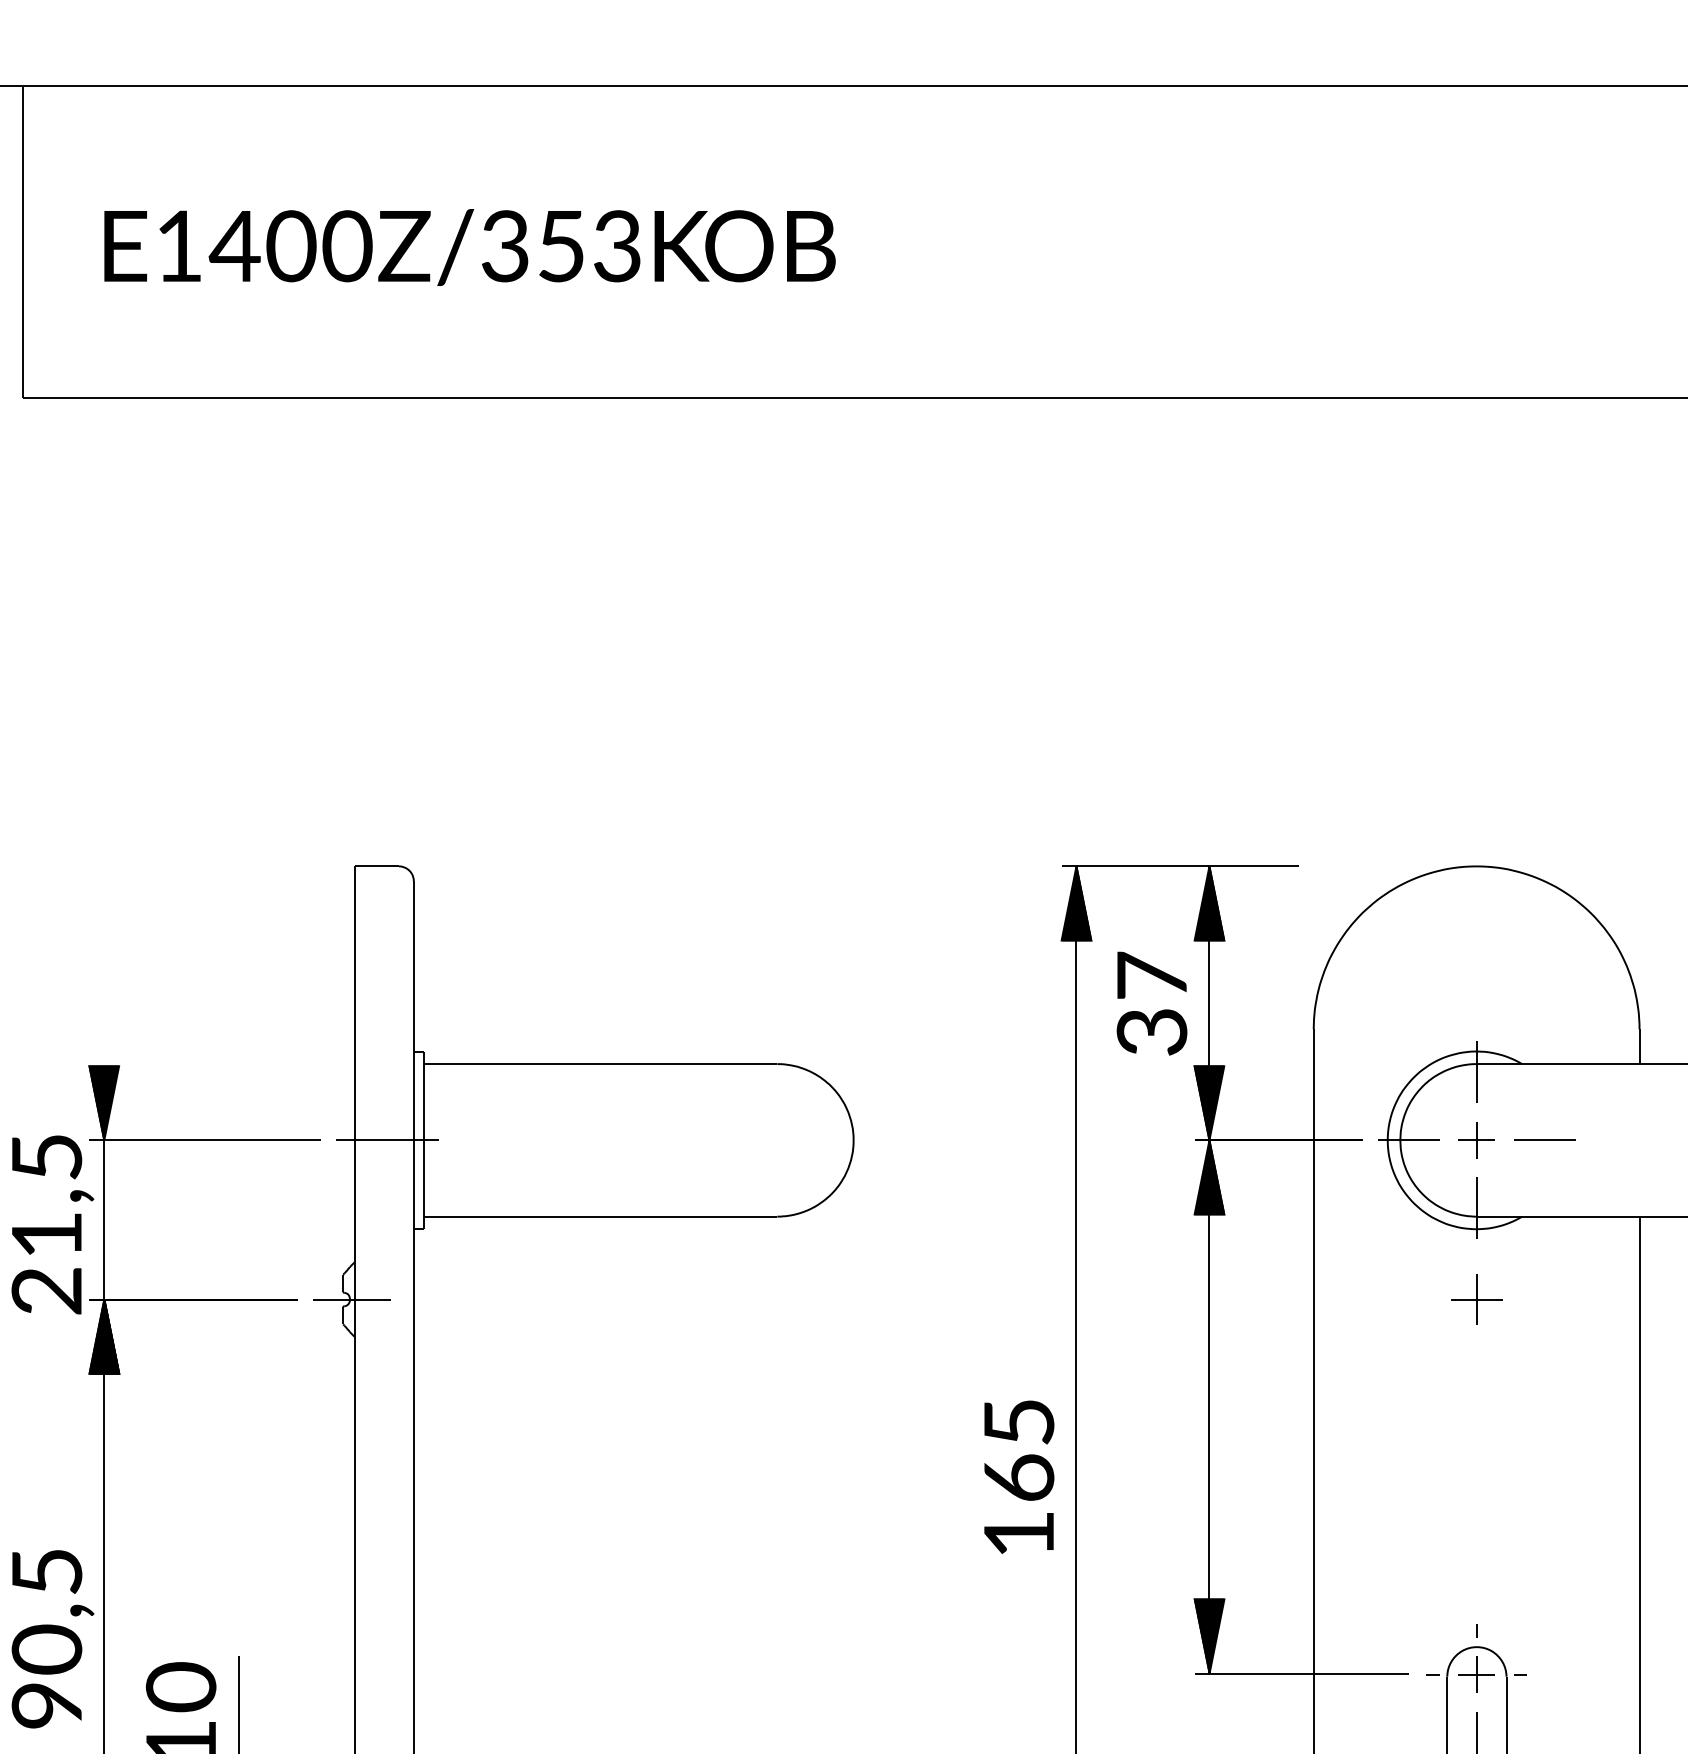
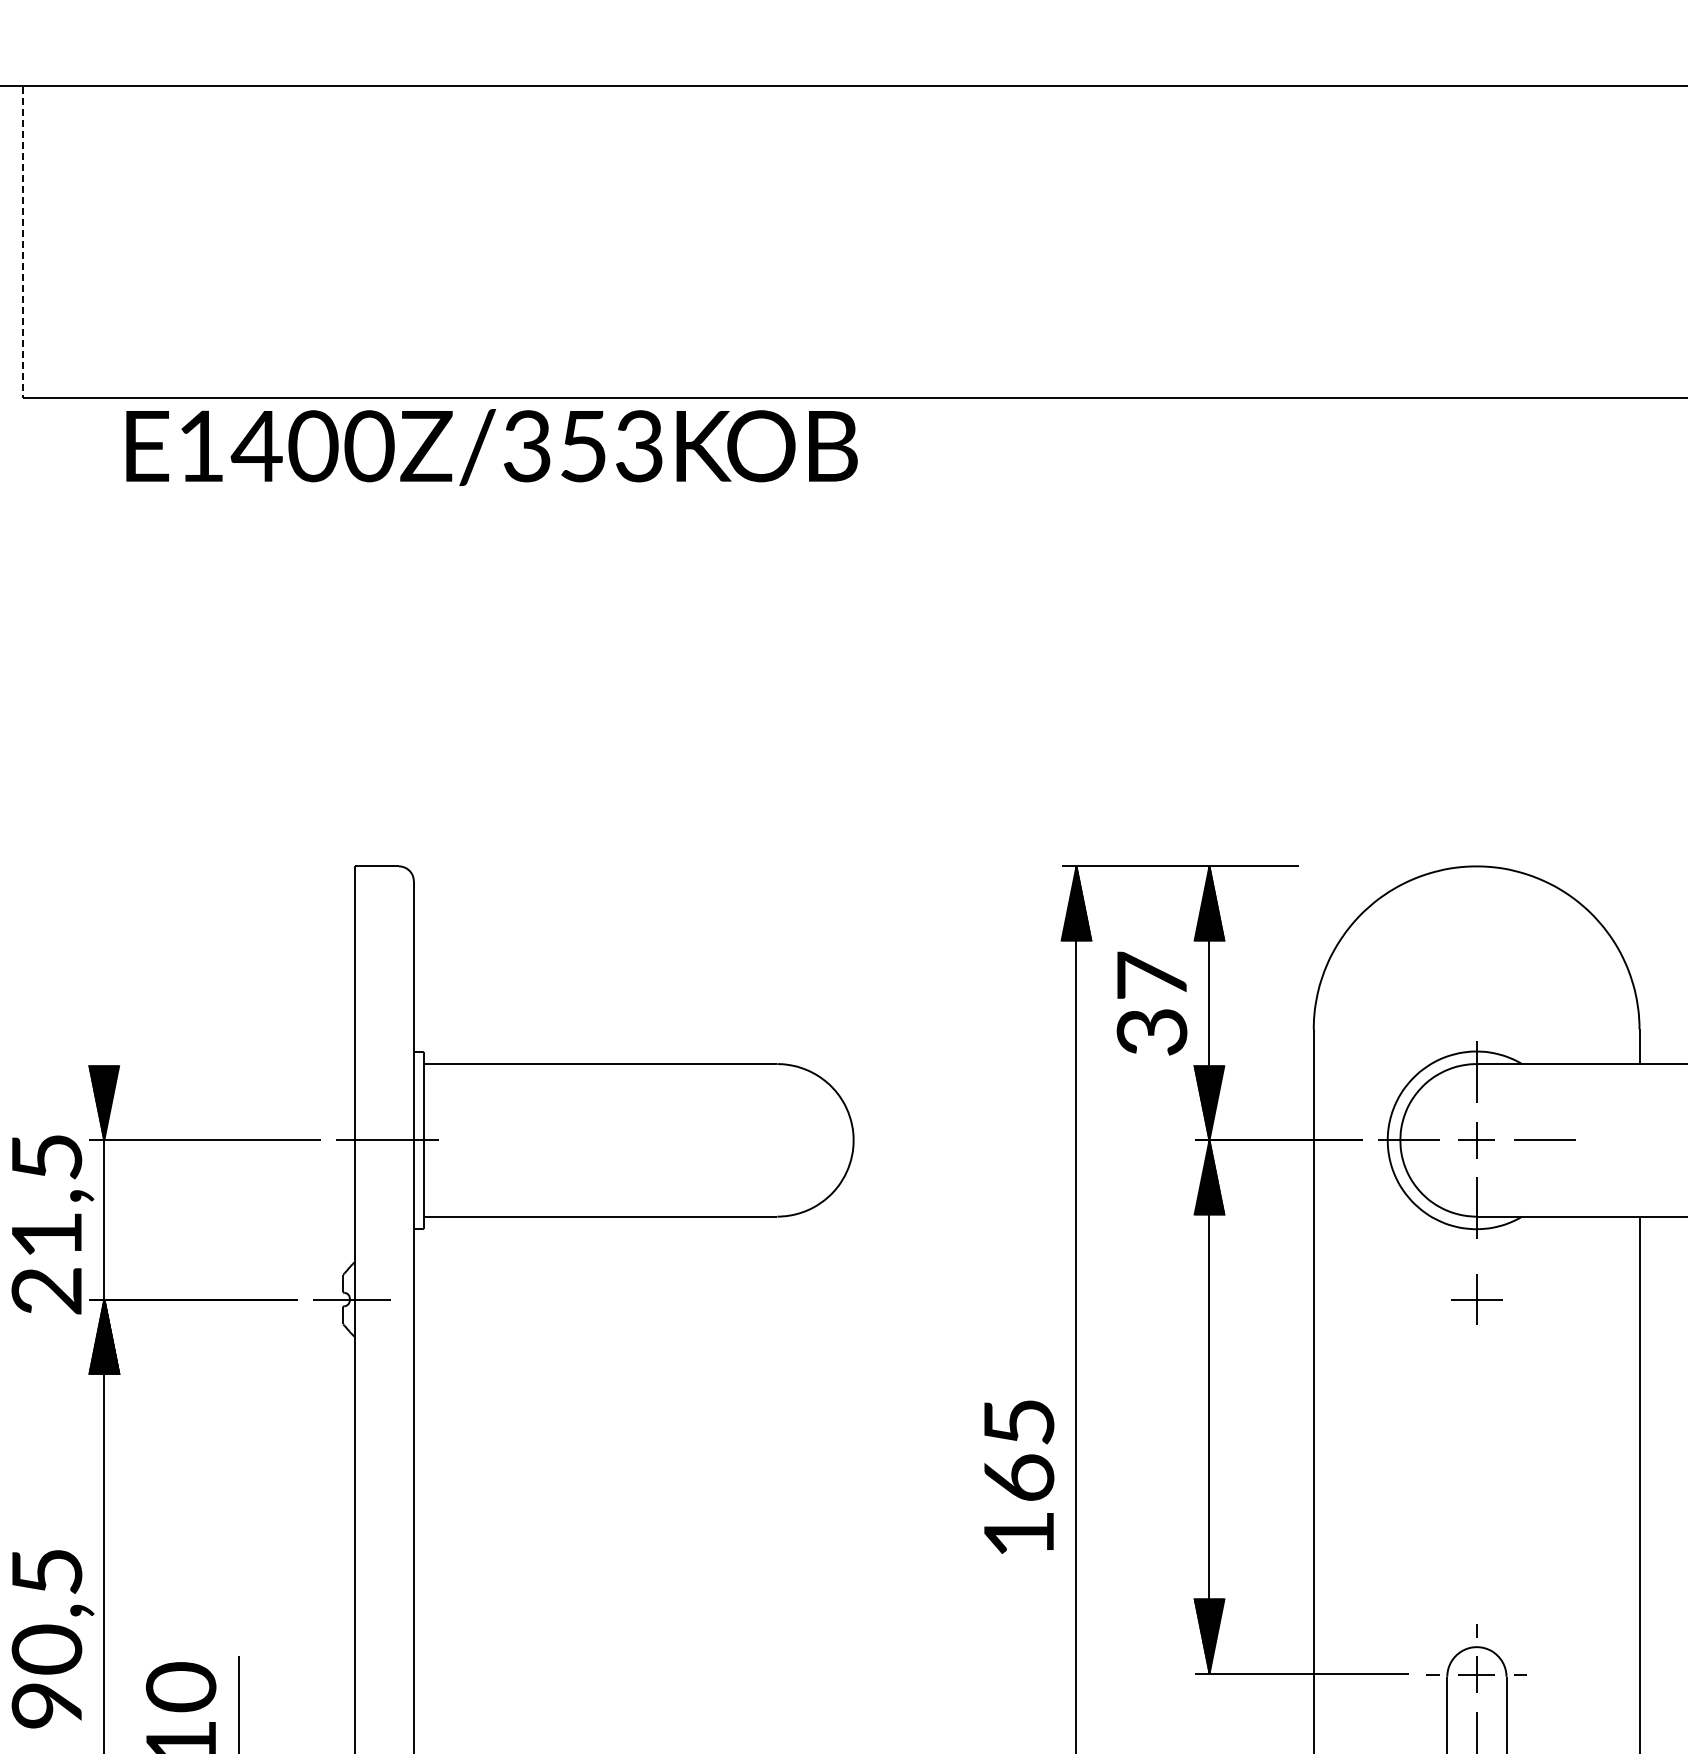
line: solid -> dashed (22, 242)
text position: (469, 247) -> (491, 447) (491, 447)
